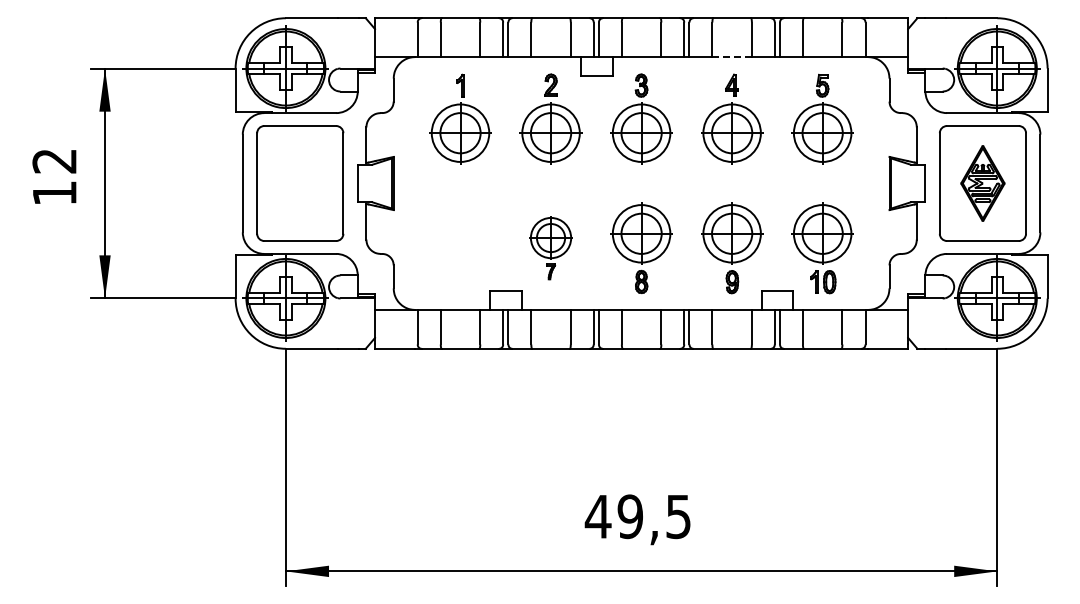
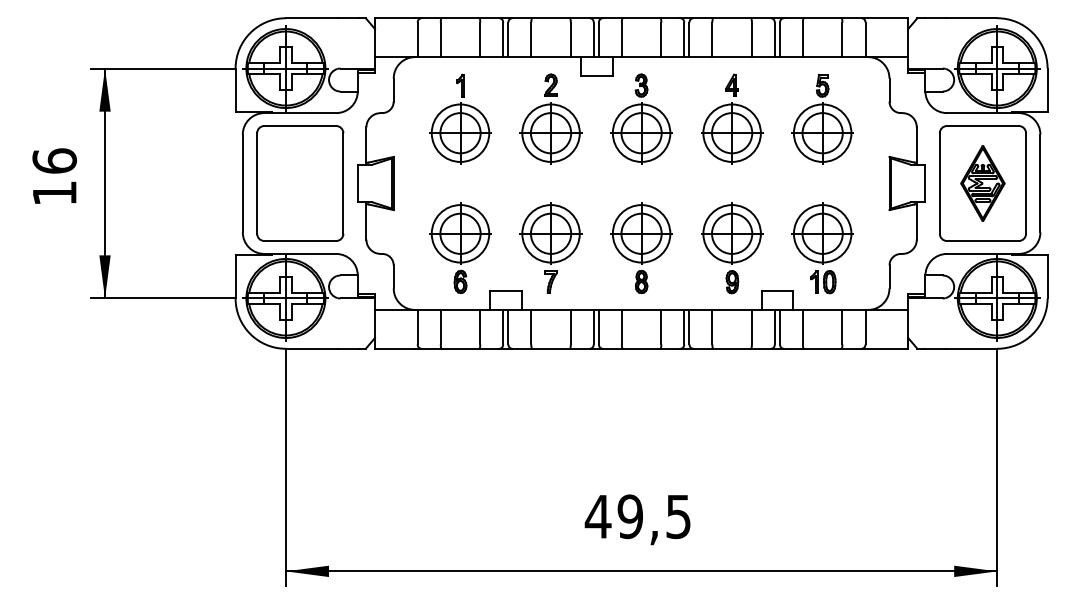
line: dashed -> solid (732, 57)
text: 12 -> 16 (54, 160)
part: none -> present (460, 247)
part size: 44x65 px -> 64x92 px (550, 247)
